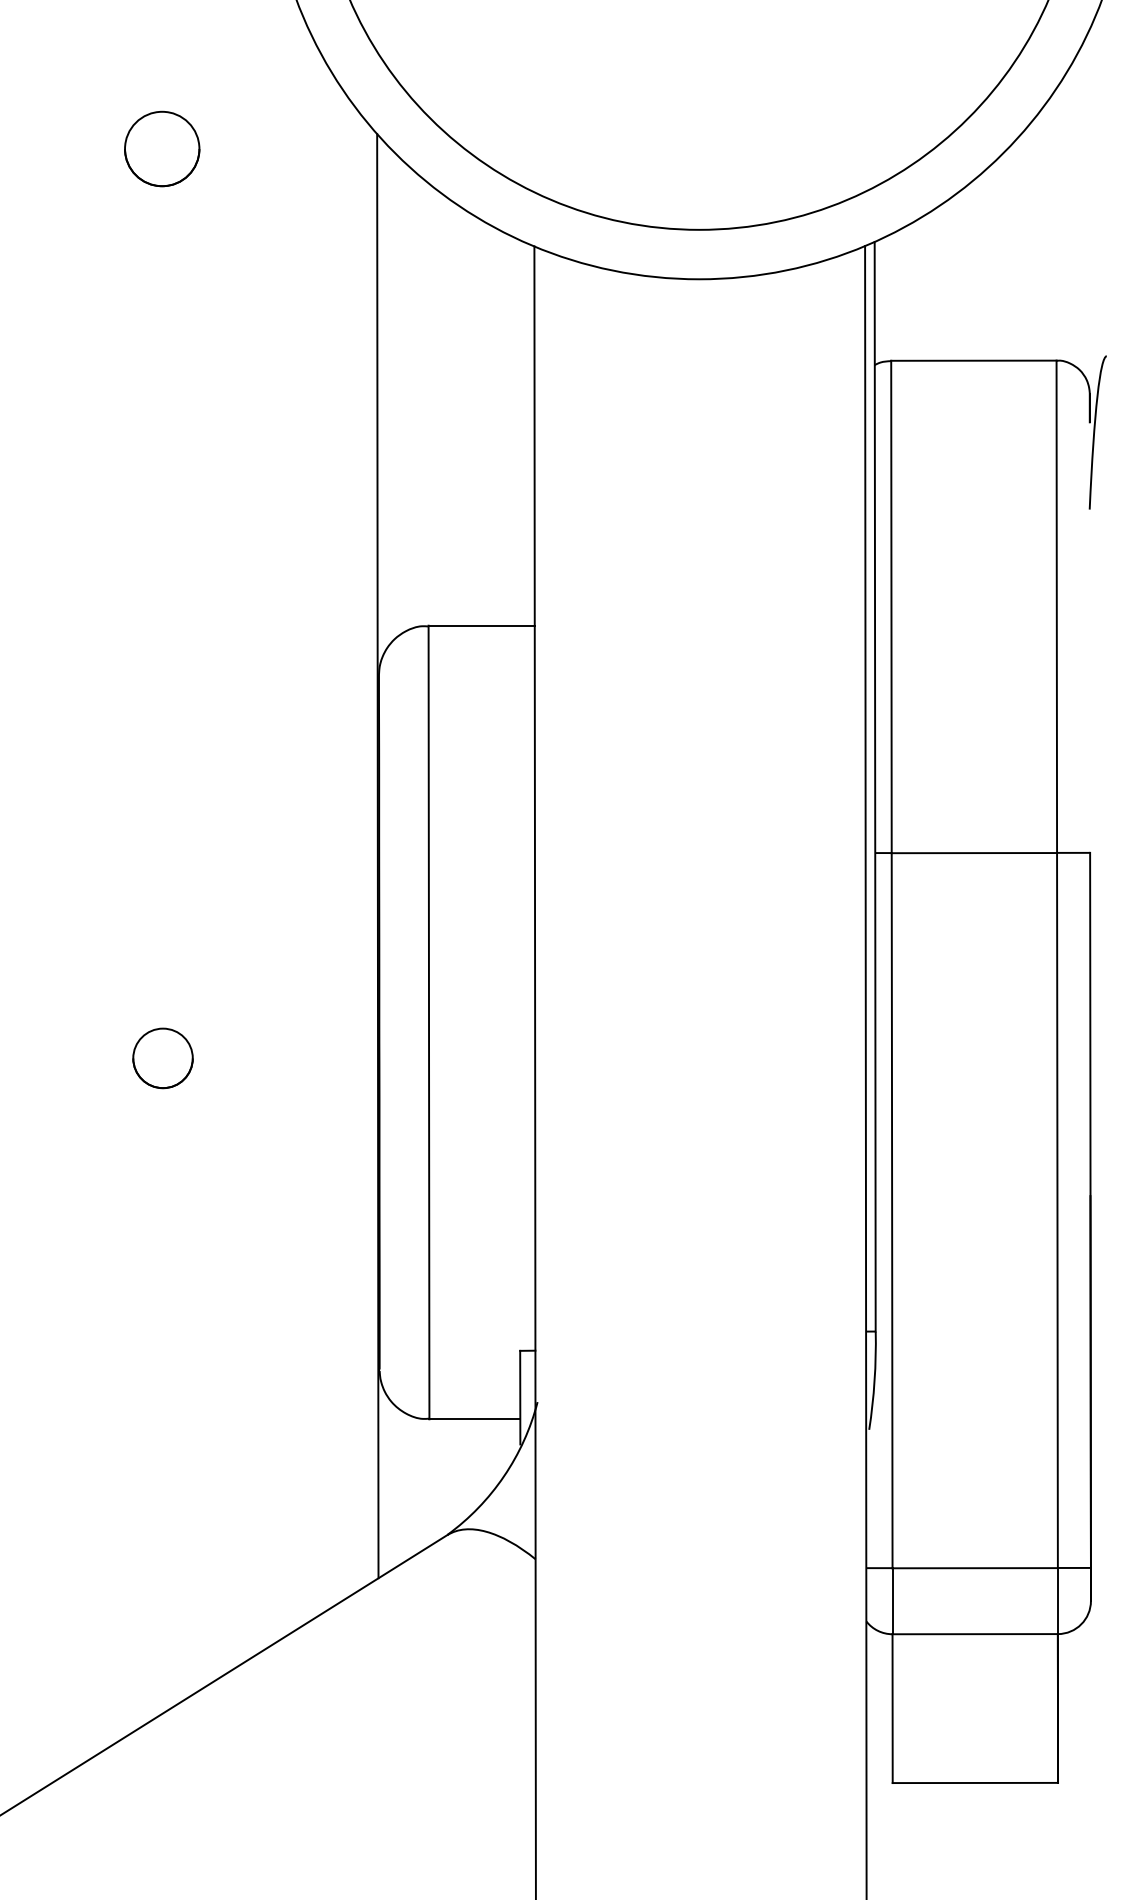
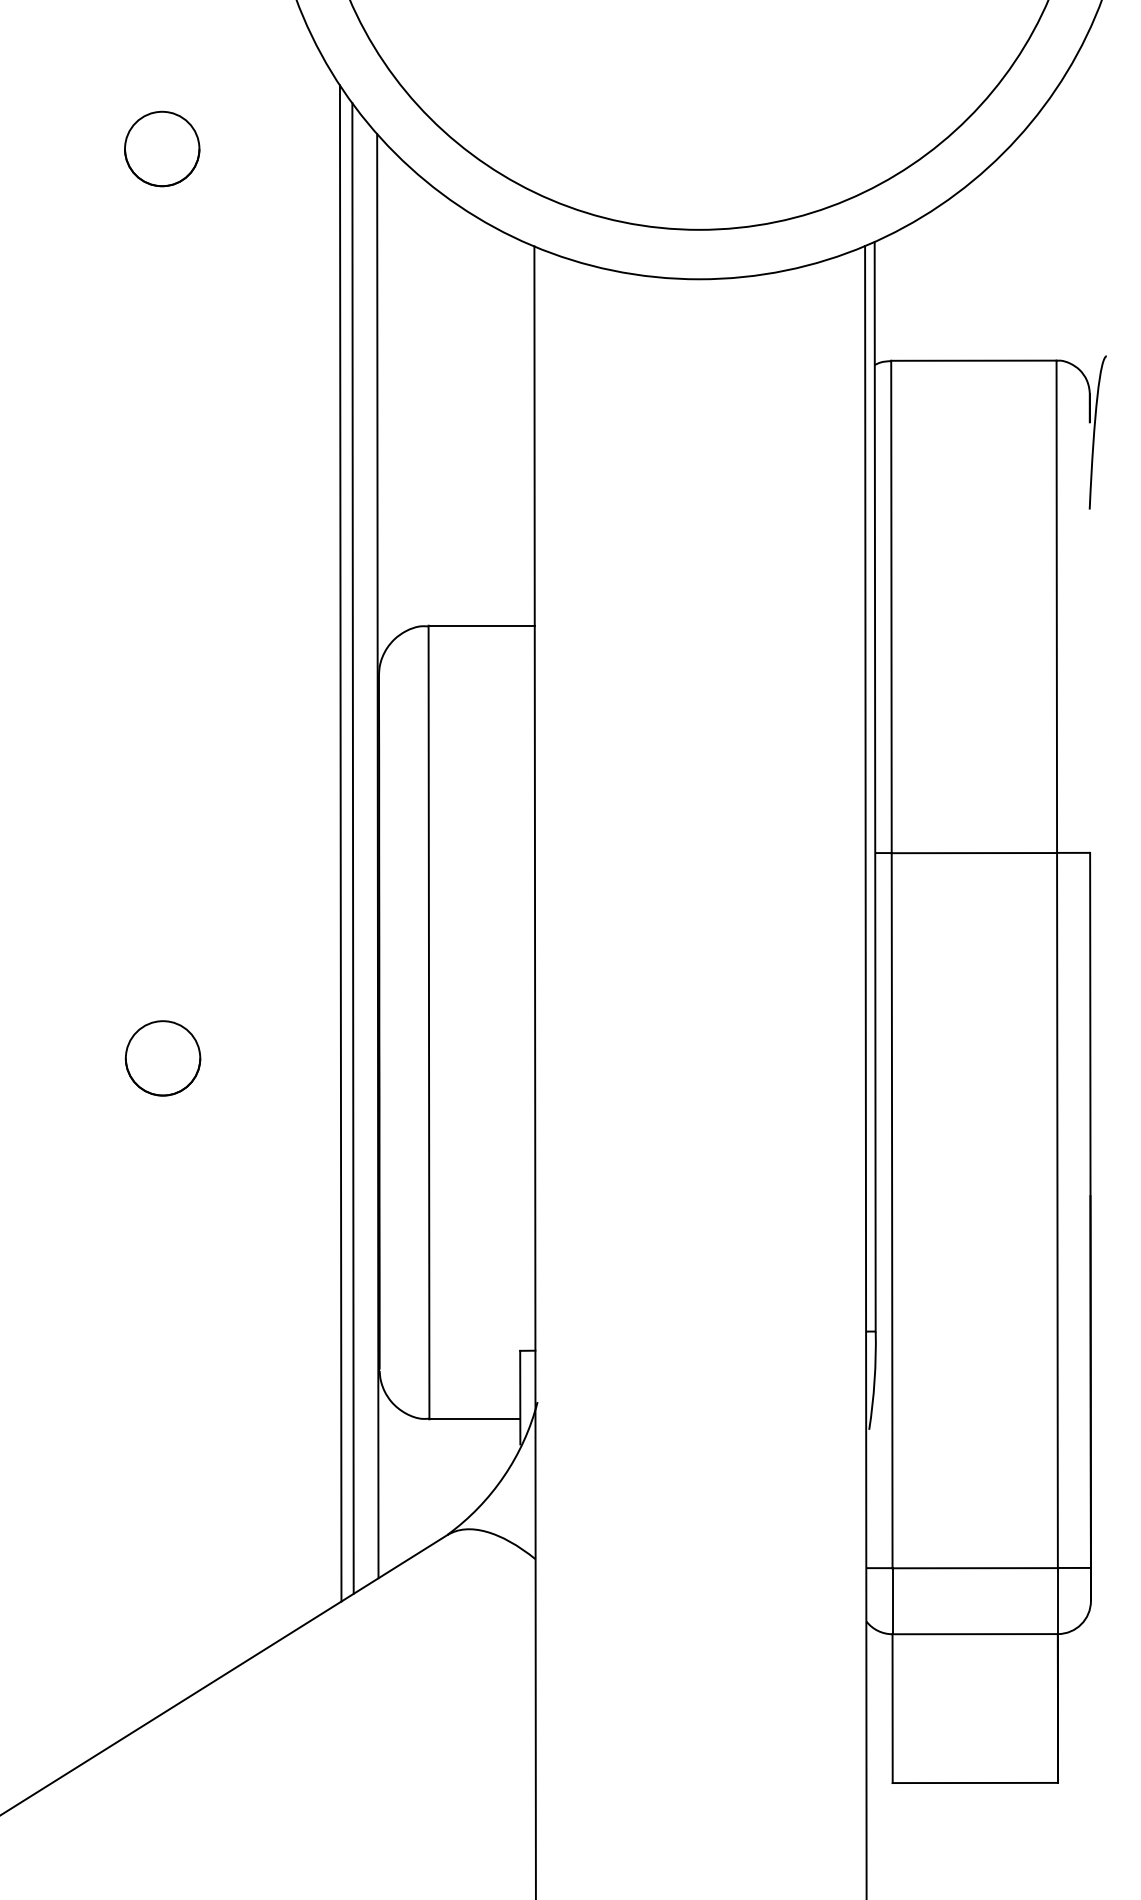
line: none -> present (340, 843)
line: none -> present (352, 848)
part size: 62x63 px -> 78x77 px (162, 1058)
